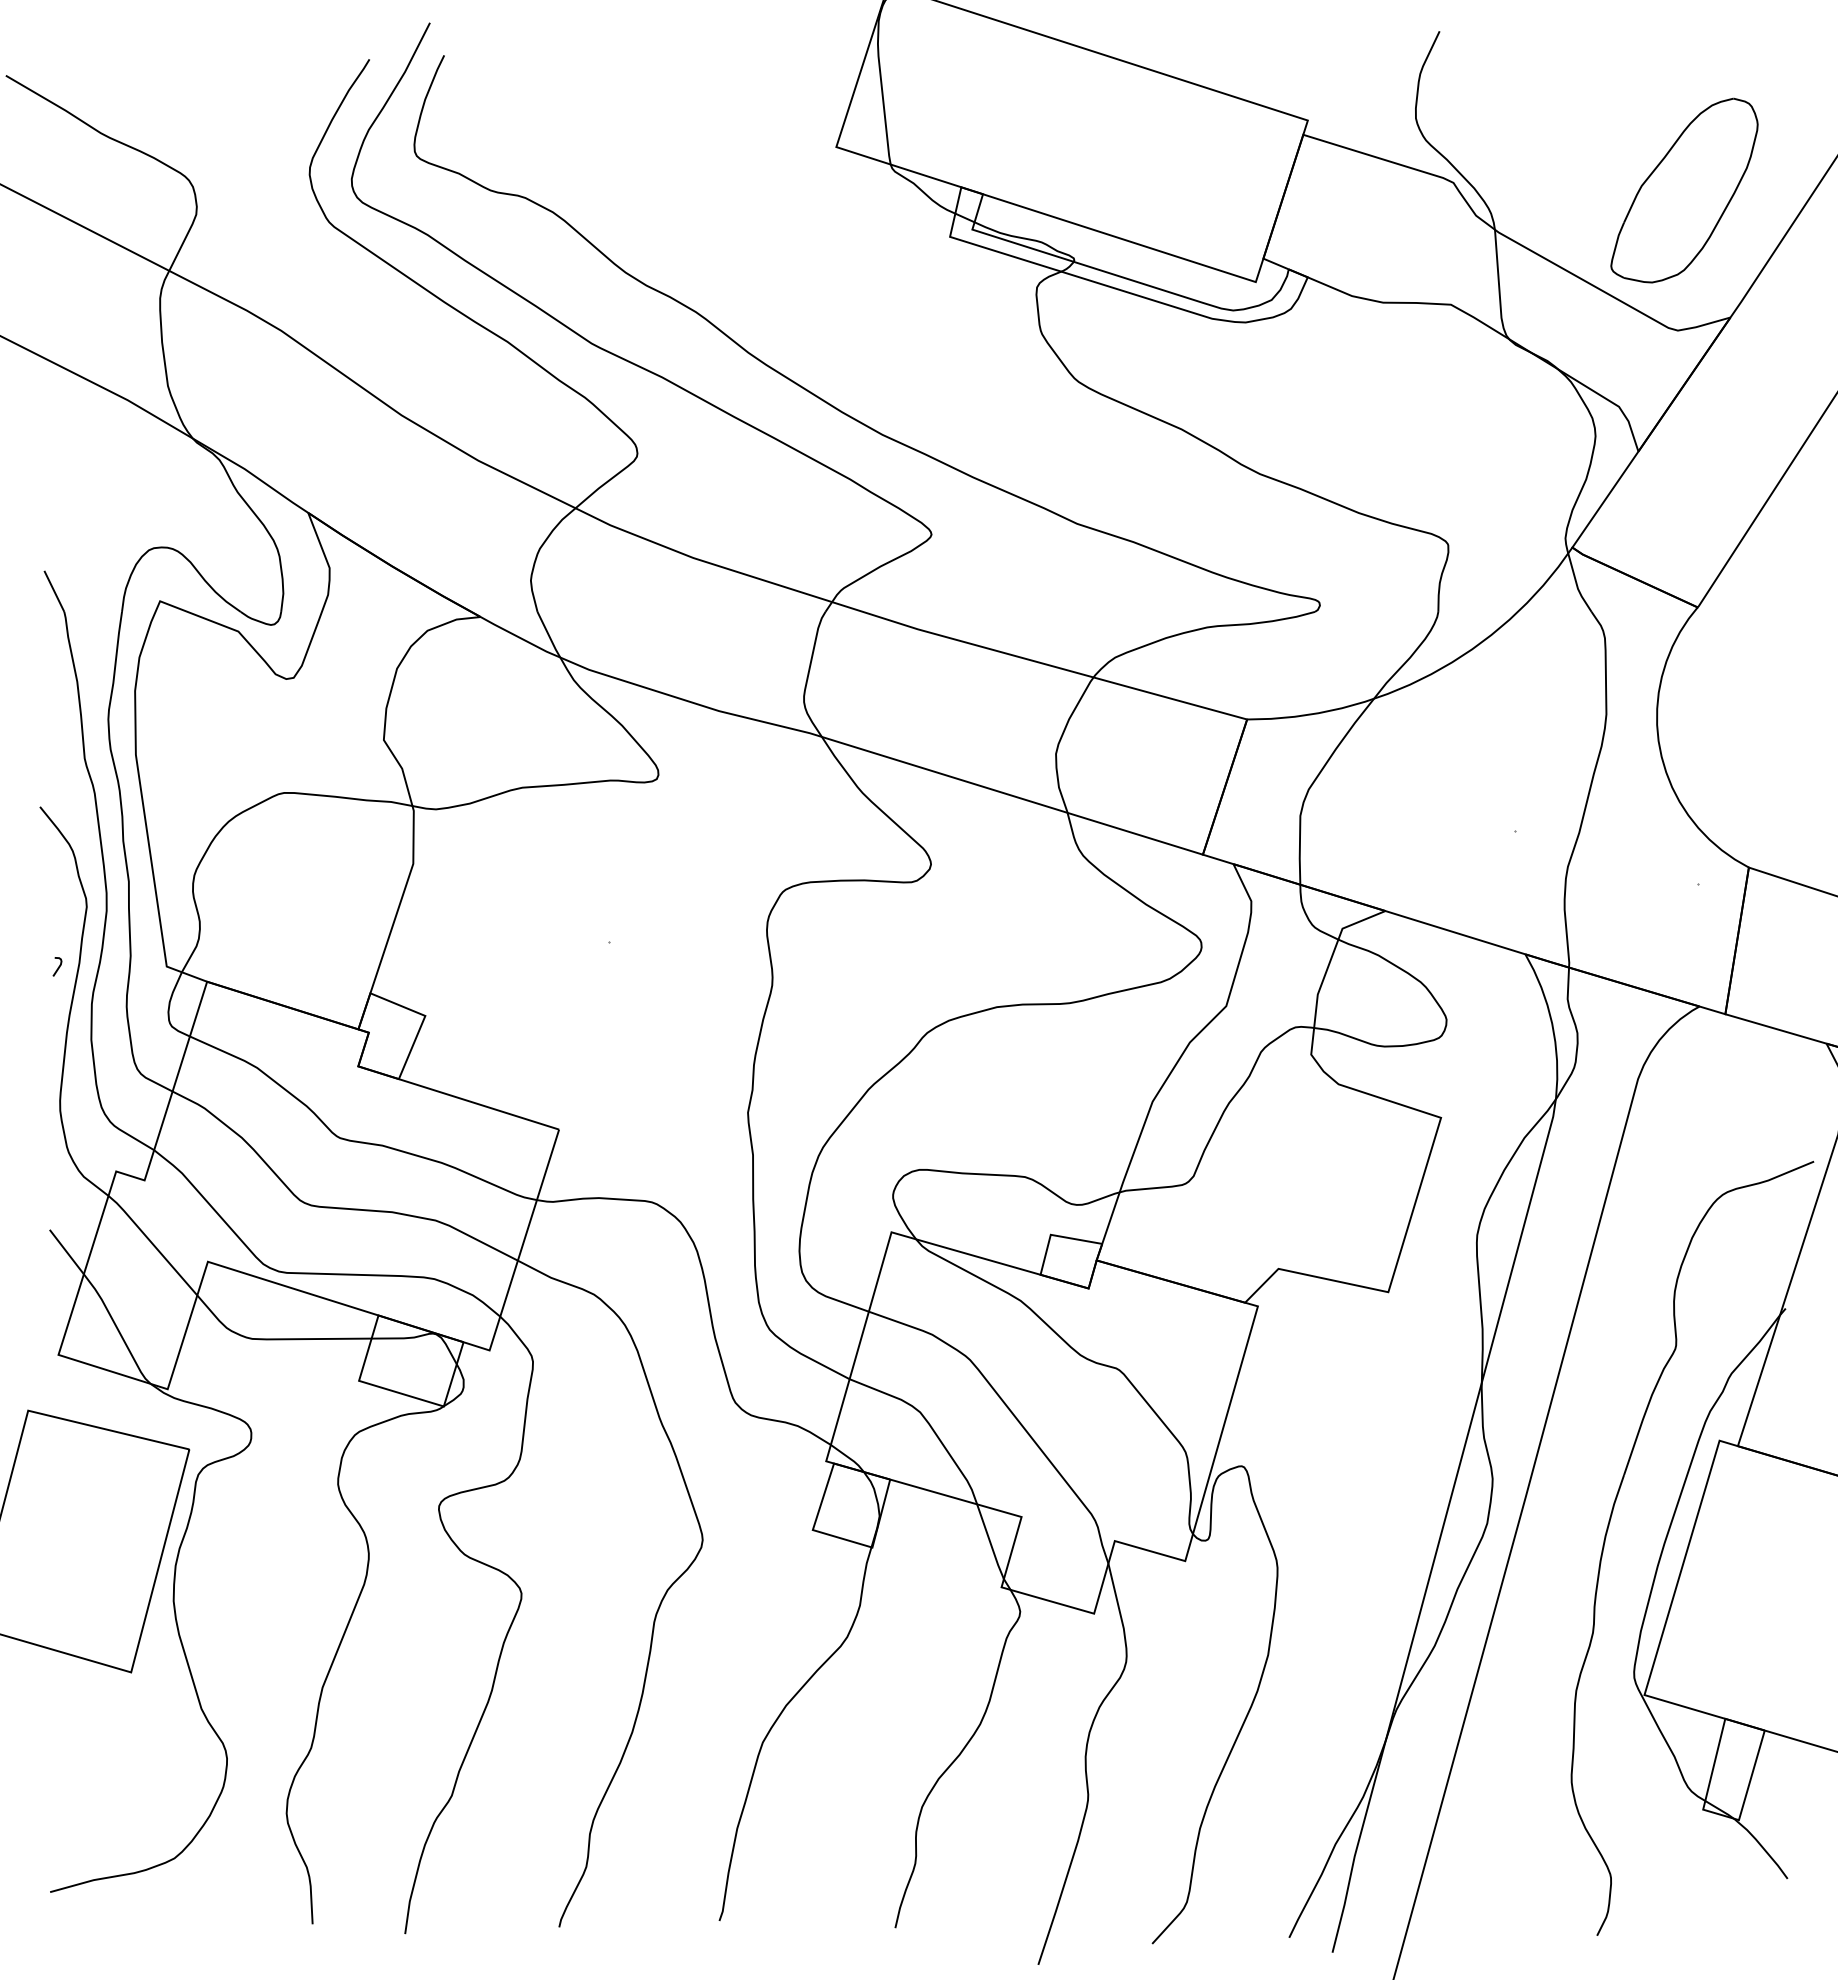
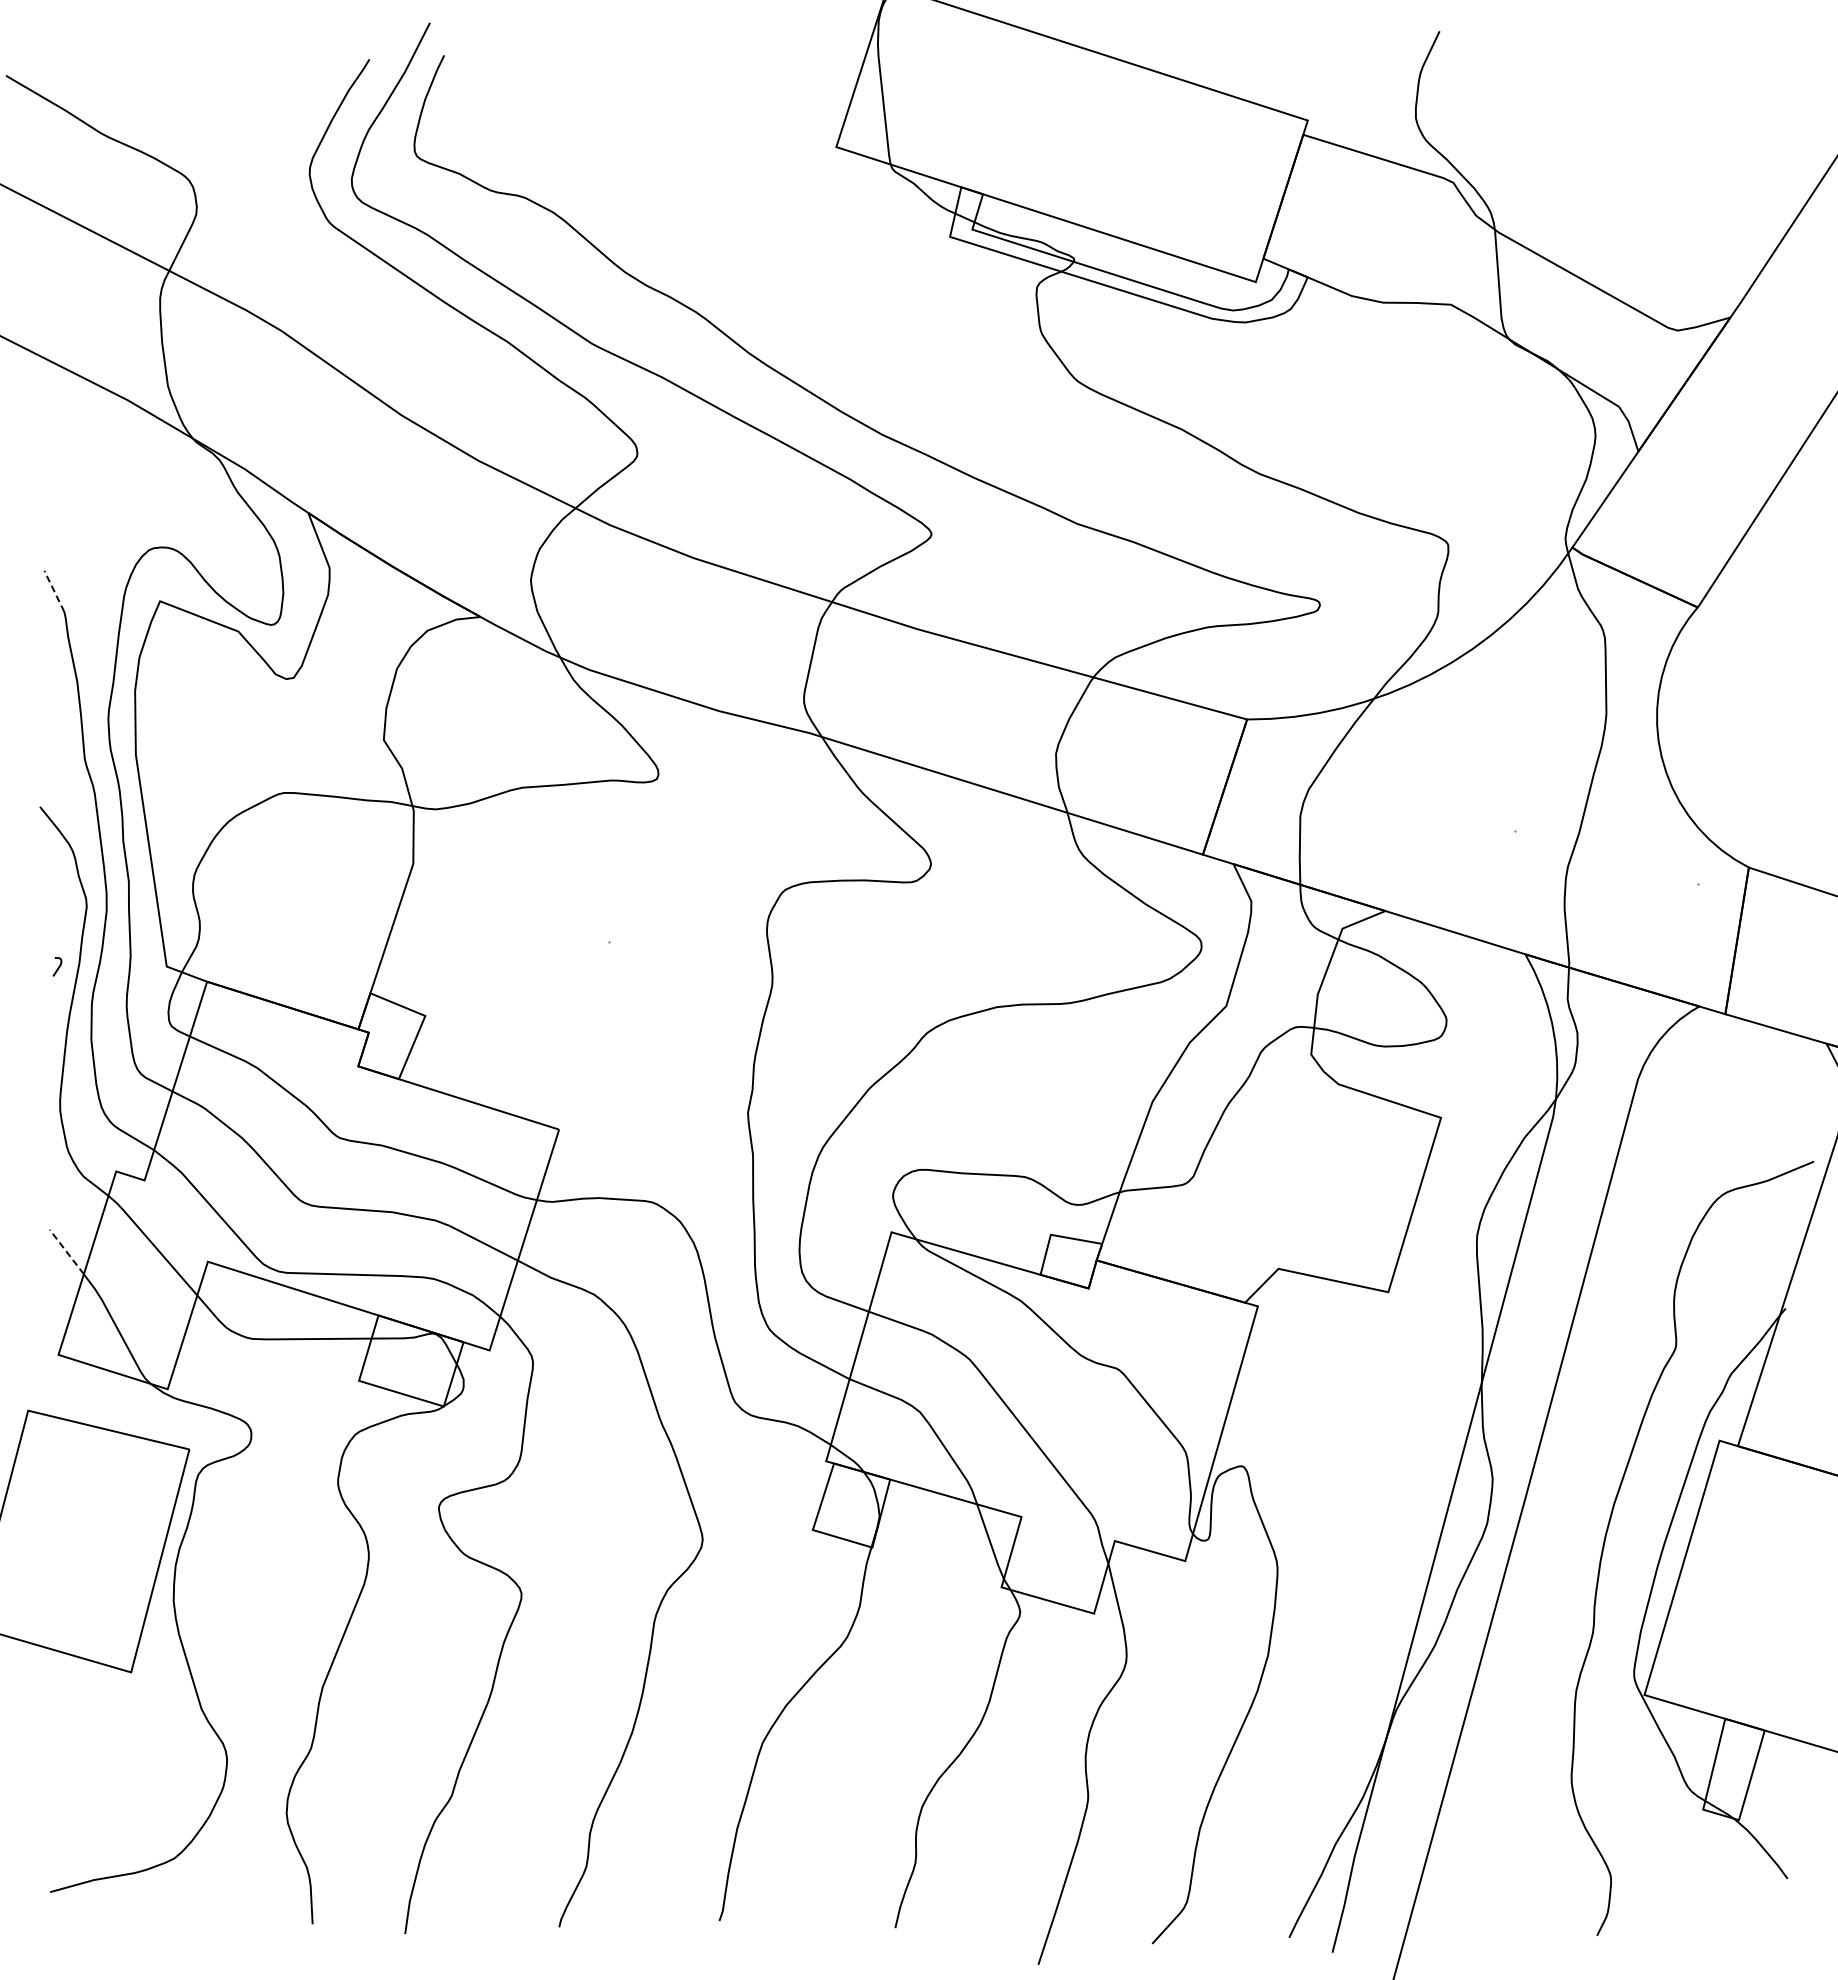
part: present -> none (1684, 190)
line: solid -> dashed (54, 591)
line: solid -> dashed (66, 1252)
